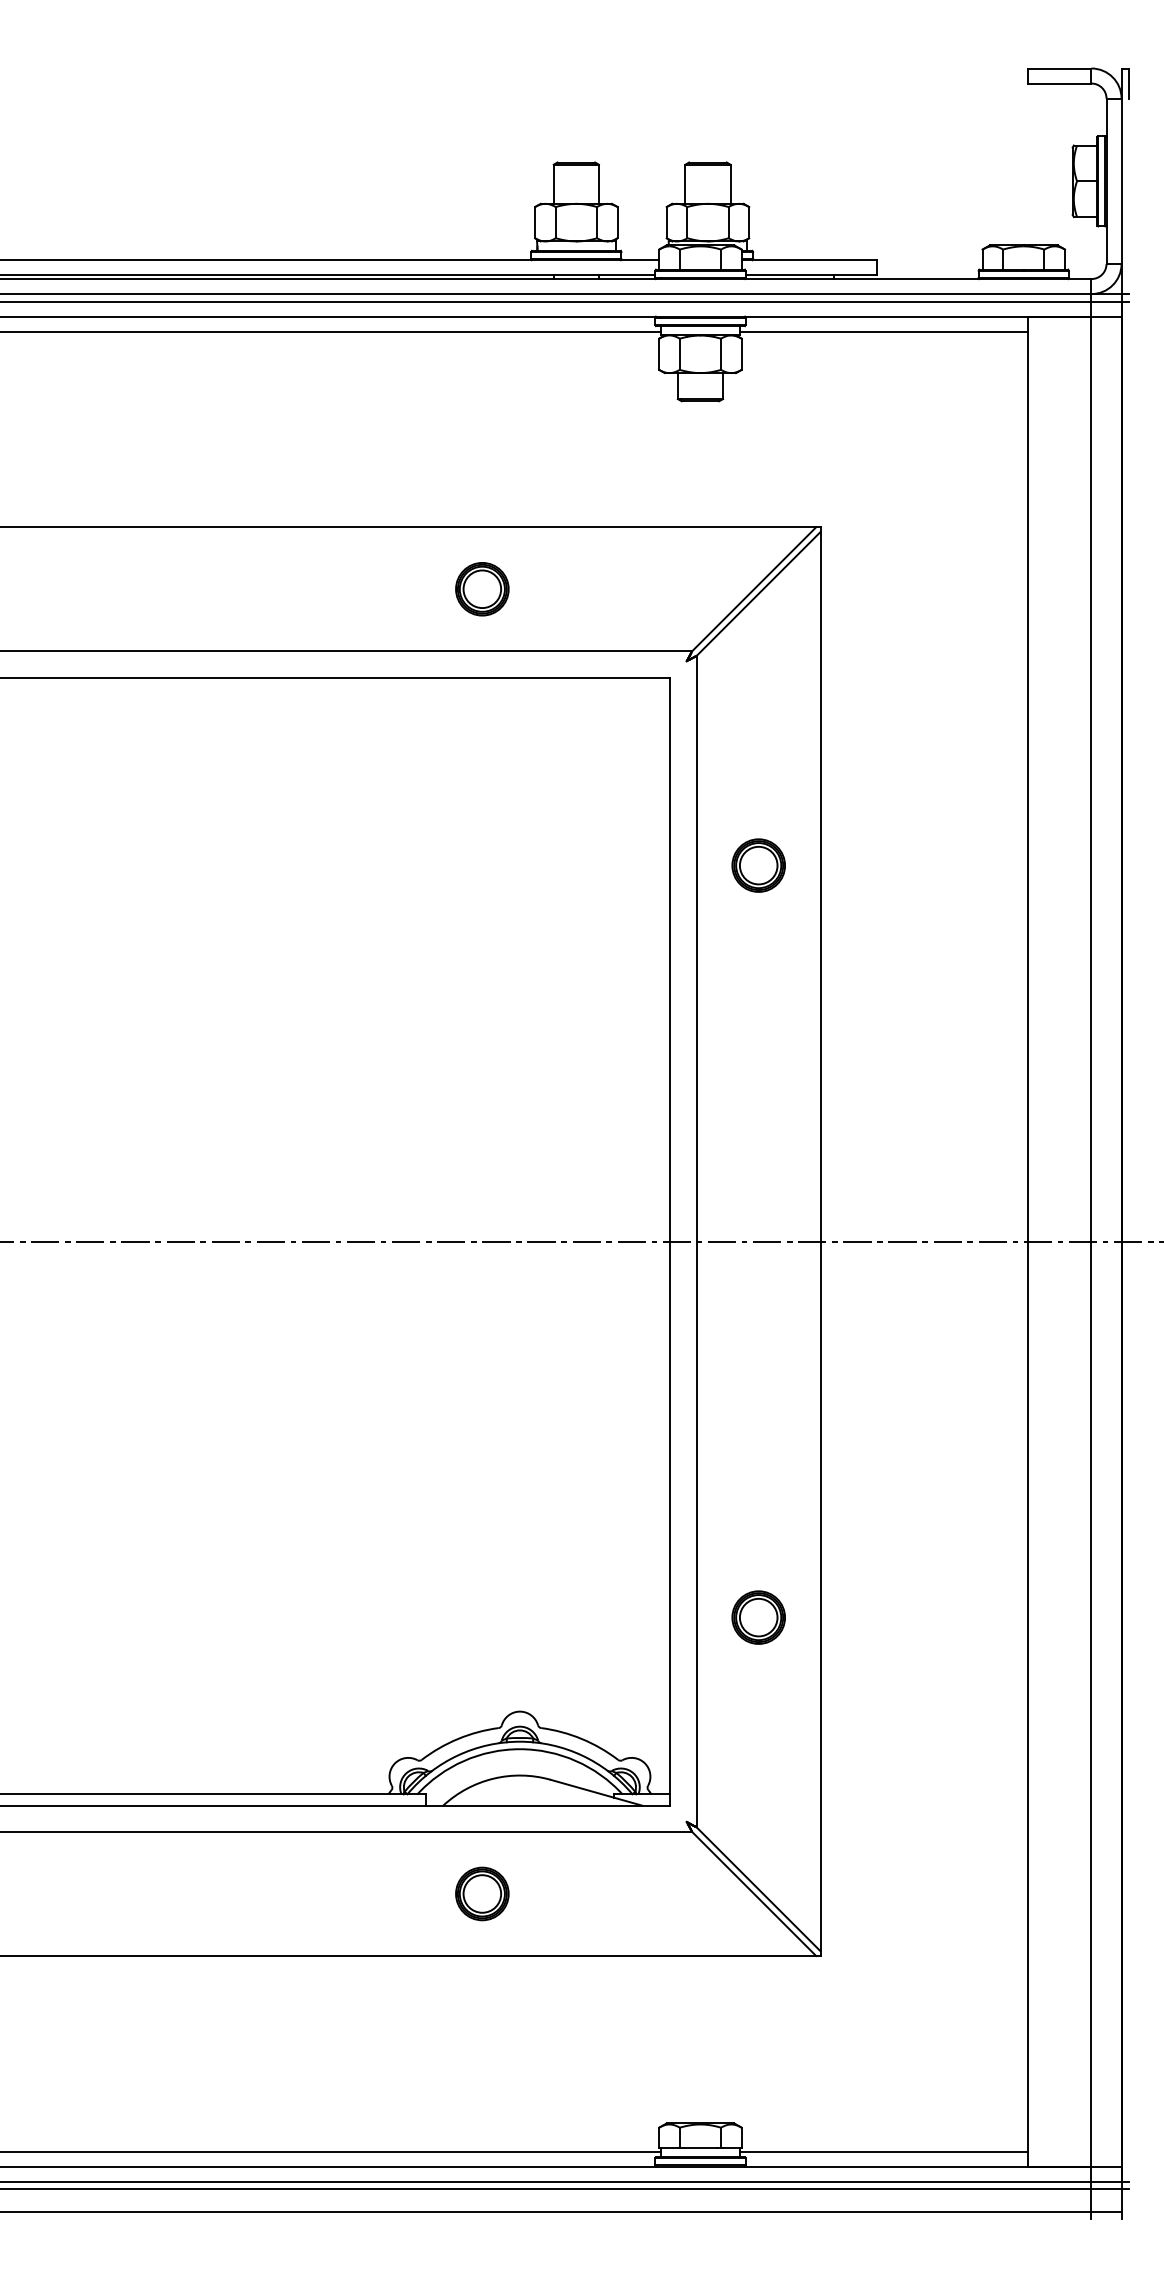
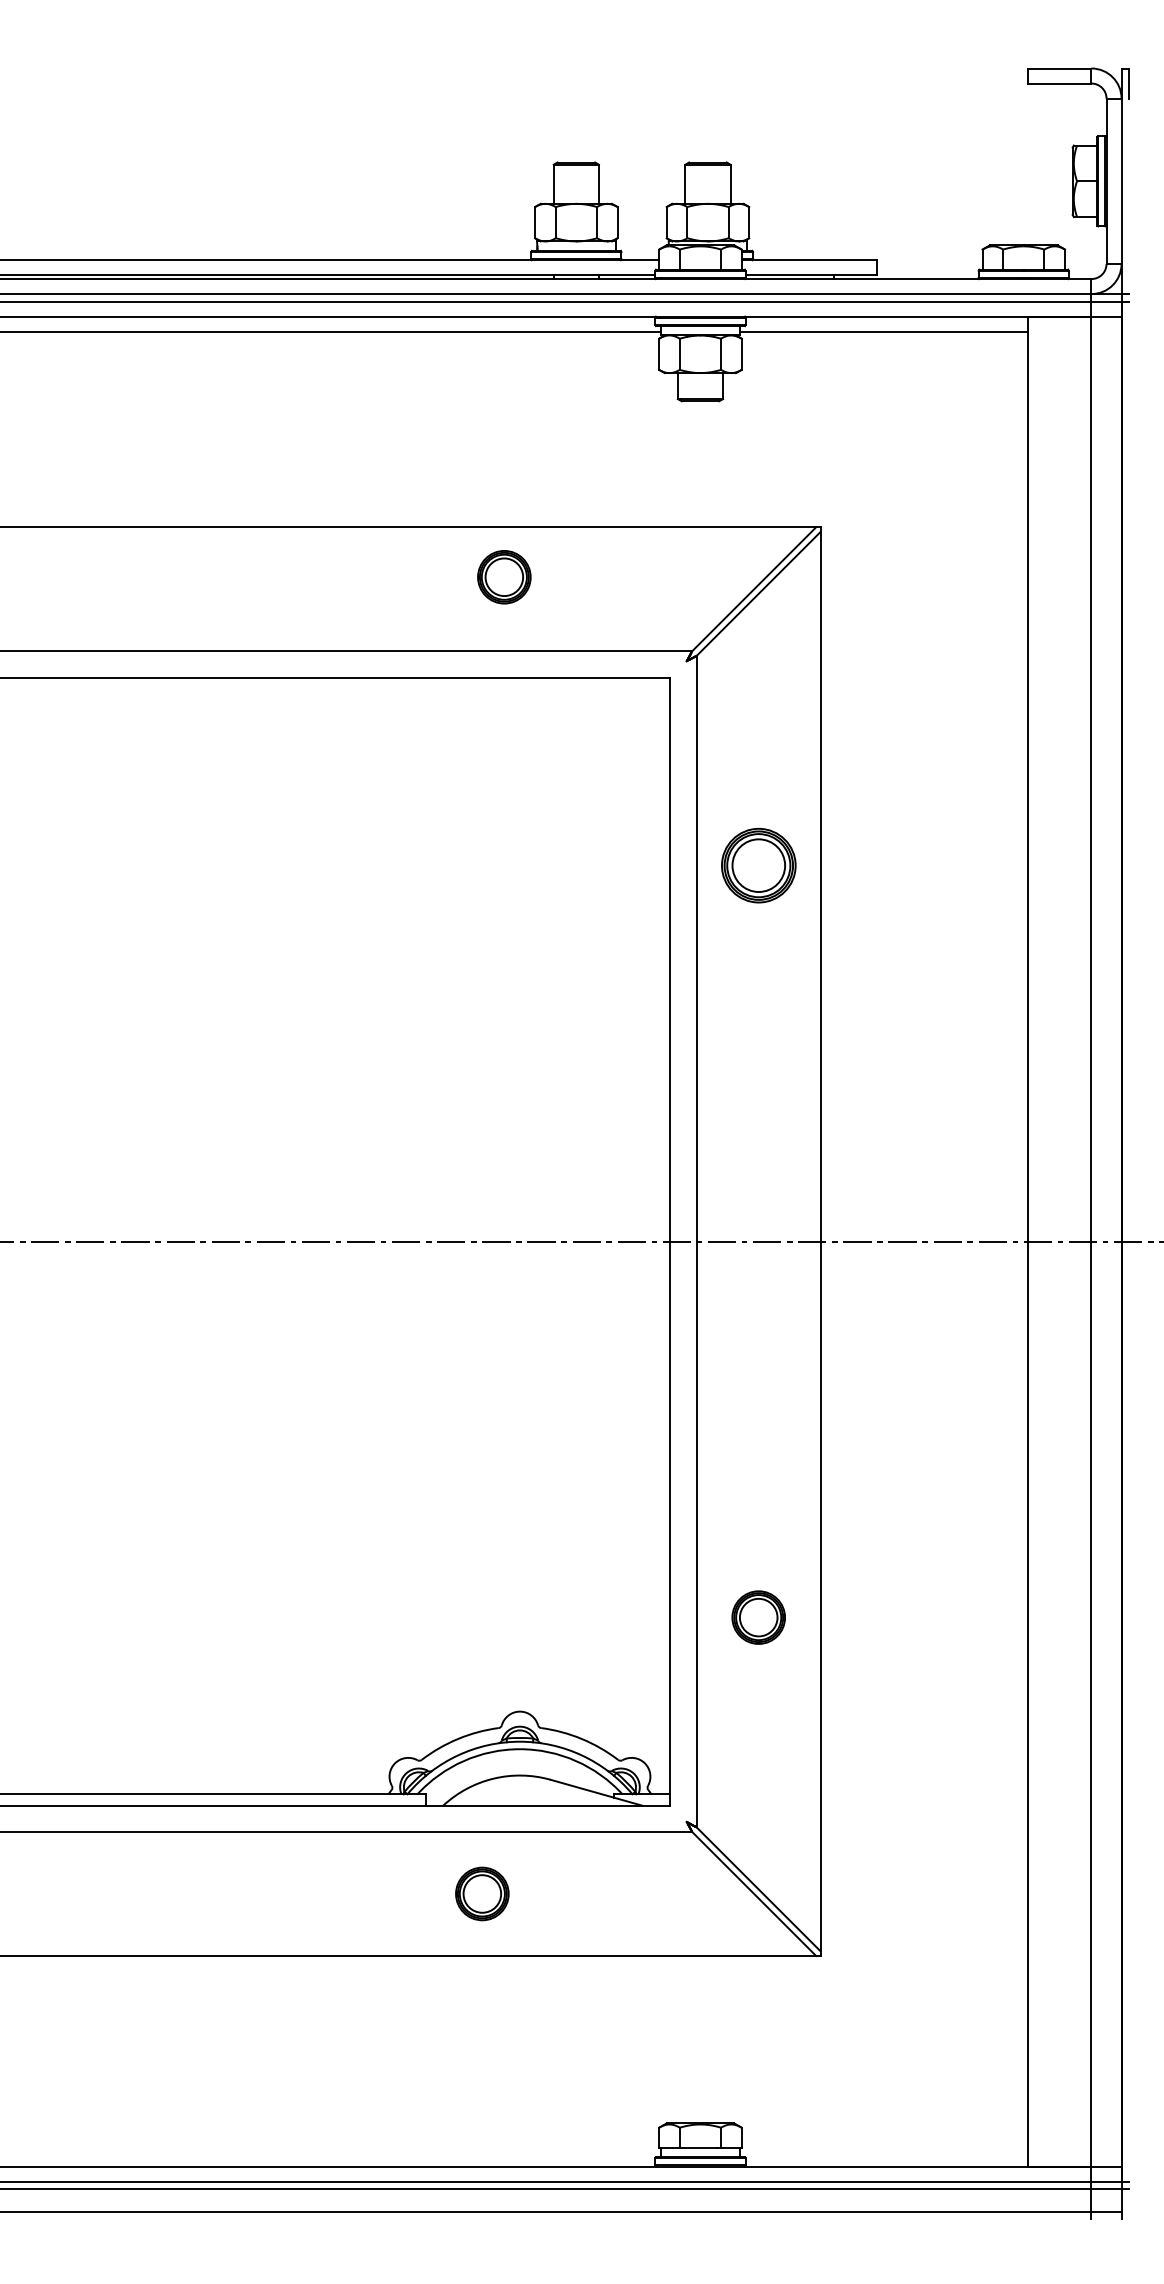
part position: (482, 589) -> (504, 577) (504, 577)
part size: 55x55 px -> 76x77 px (758, 865)
line: present -> none (331, 2151)
line: present -> none (883, 2151)
